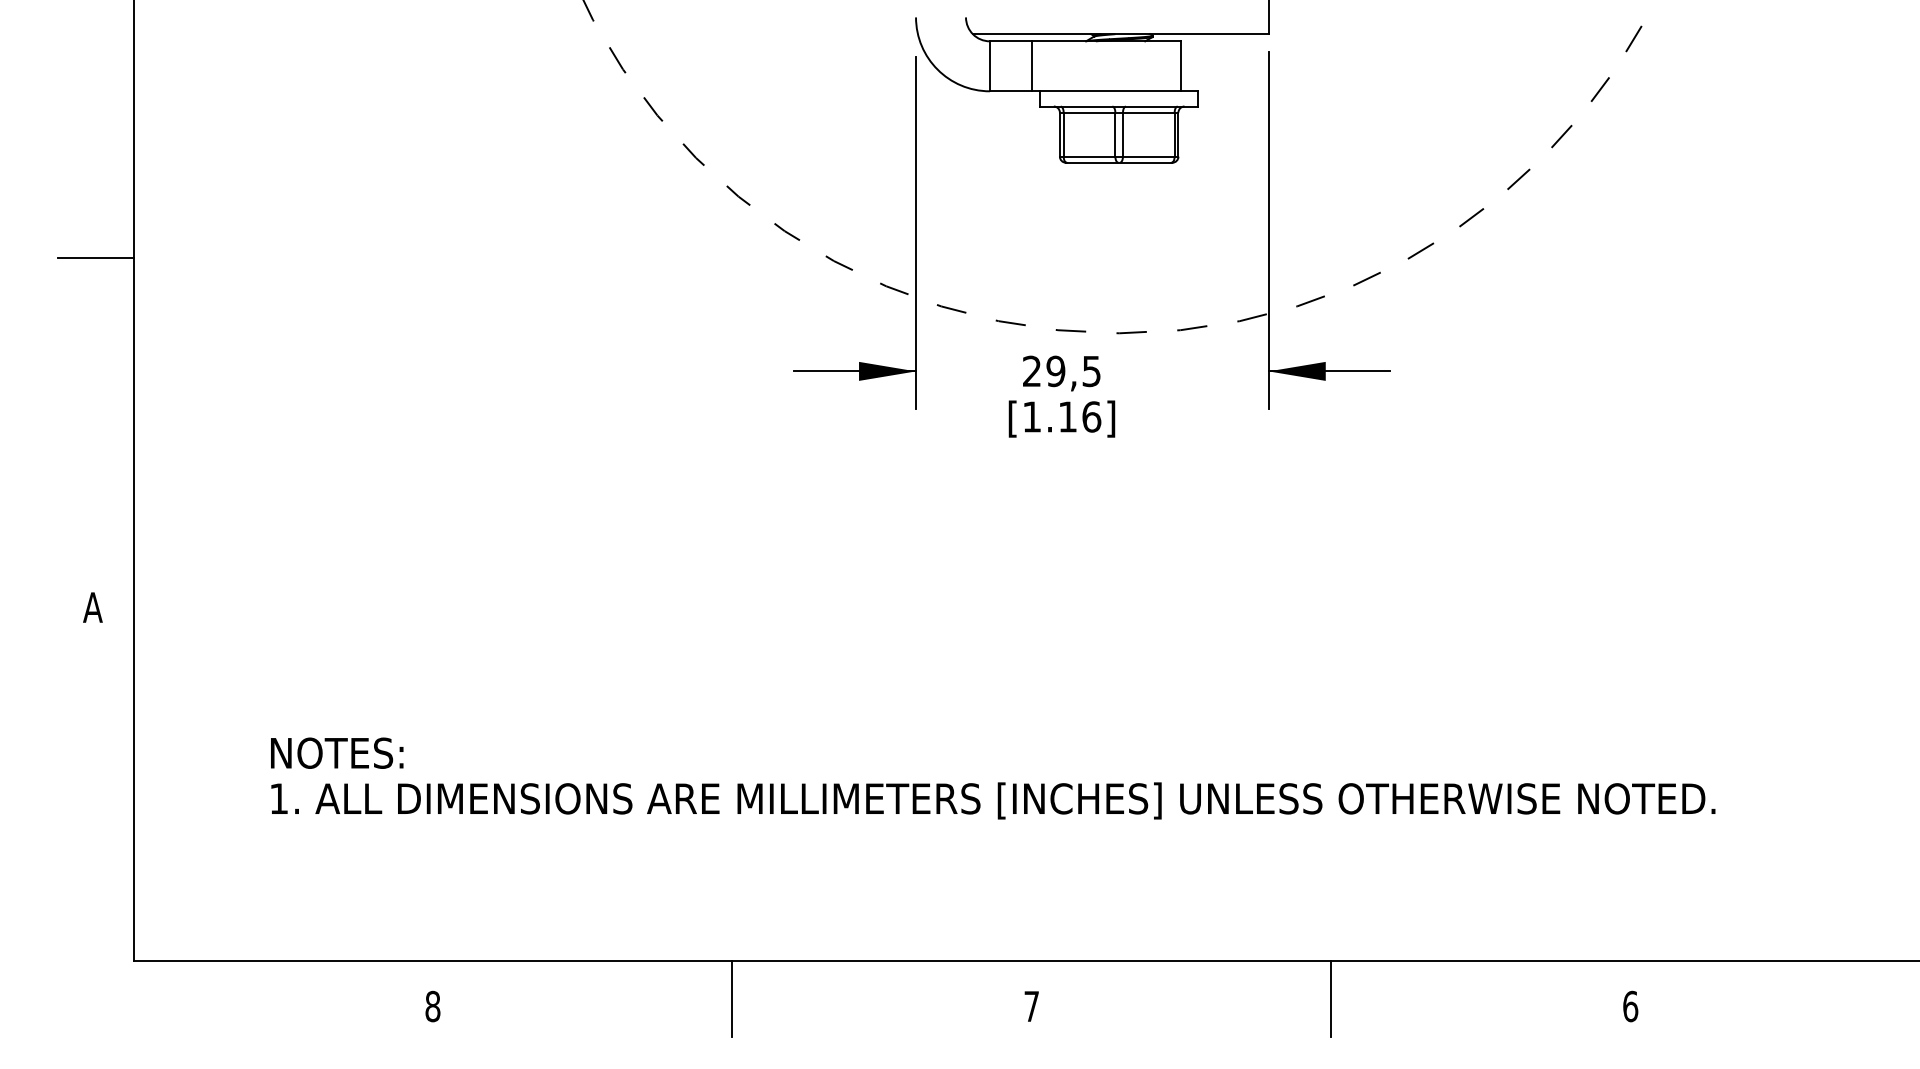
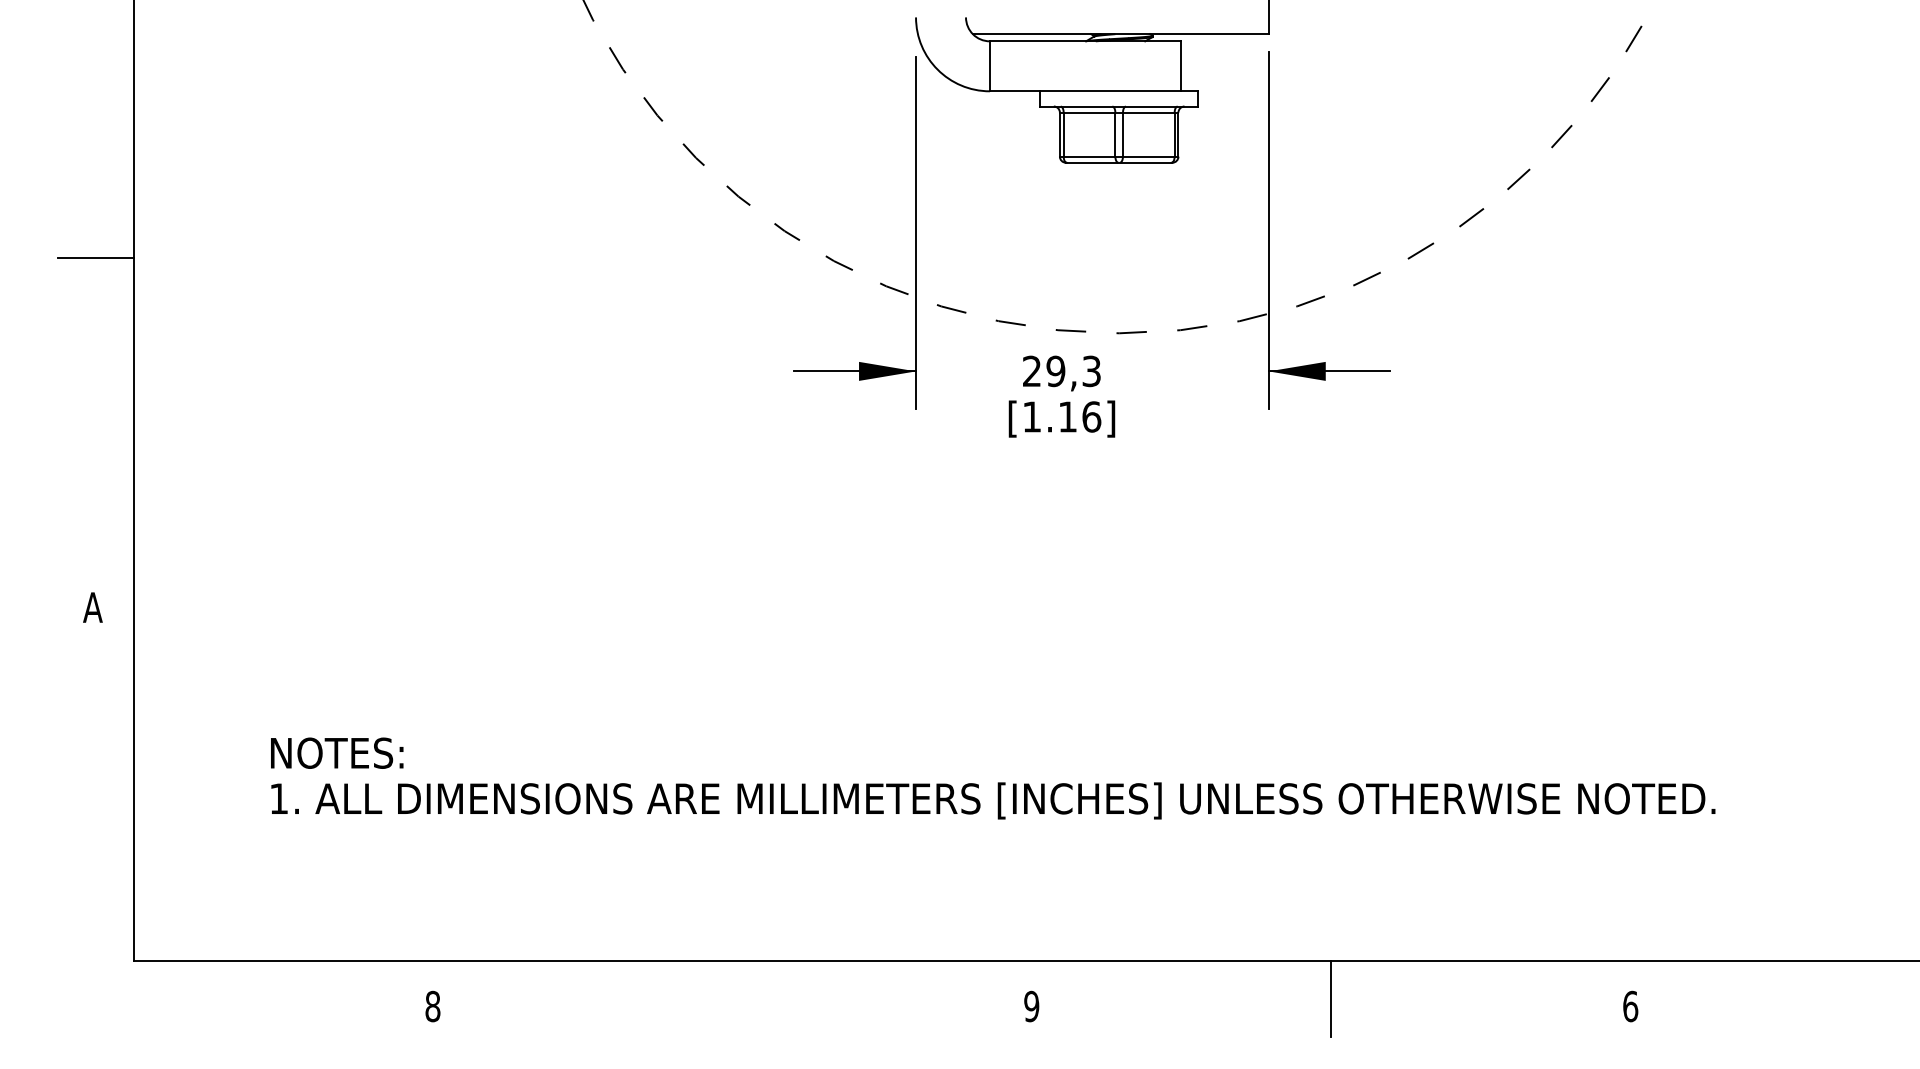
line: present -> none (1031, 66)
text: 29,5 -> 29,3 (1091, 370)
line: present -> none (732, 998)
text: 7 -> 9 (1031, 1006)
